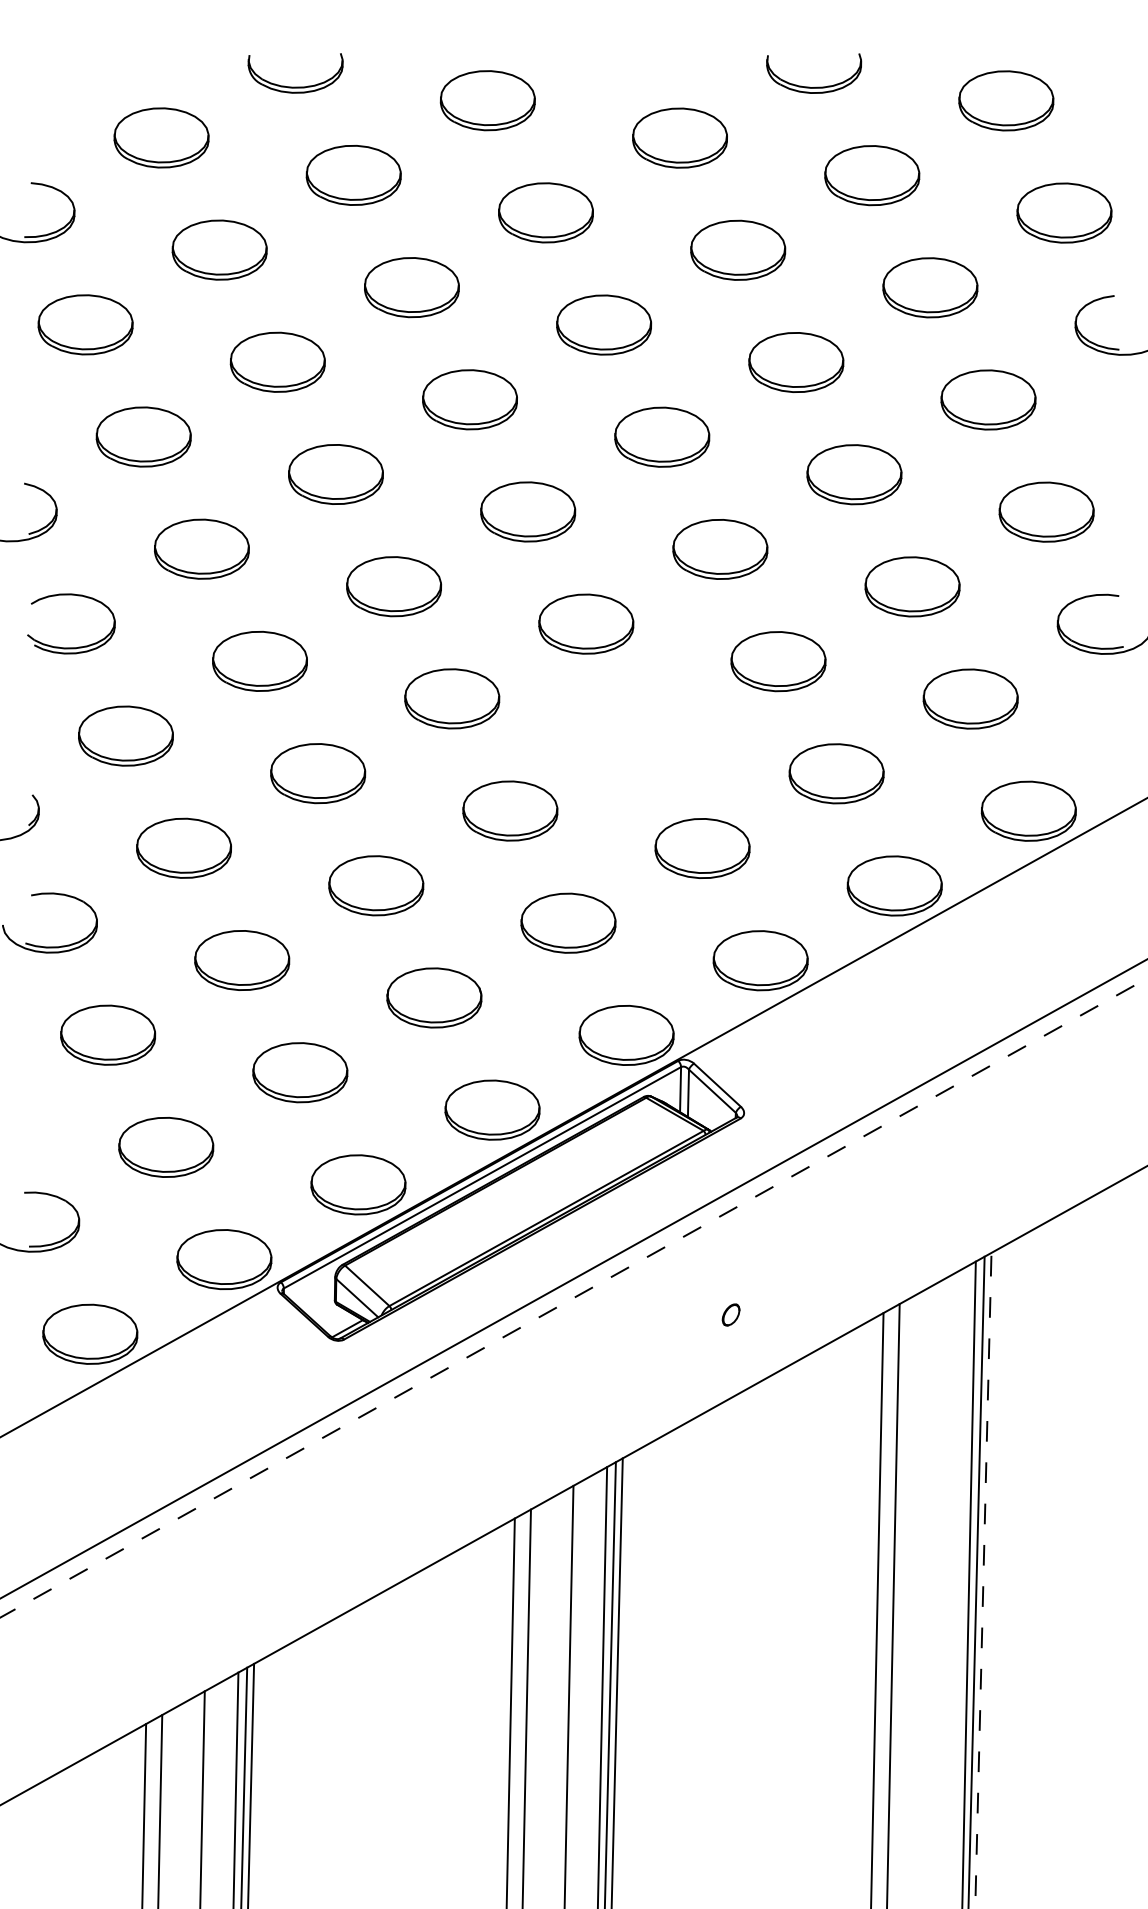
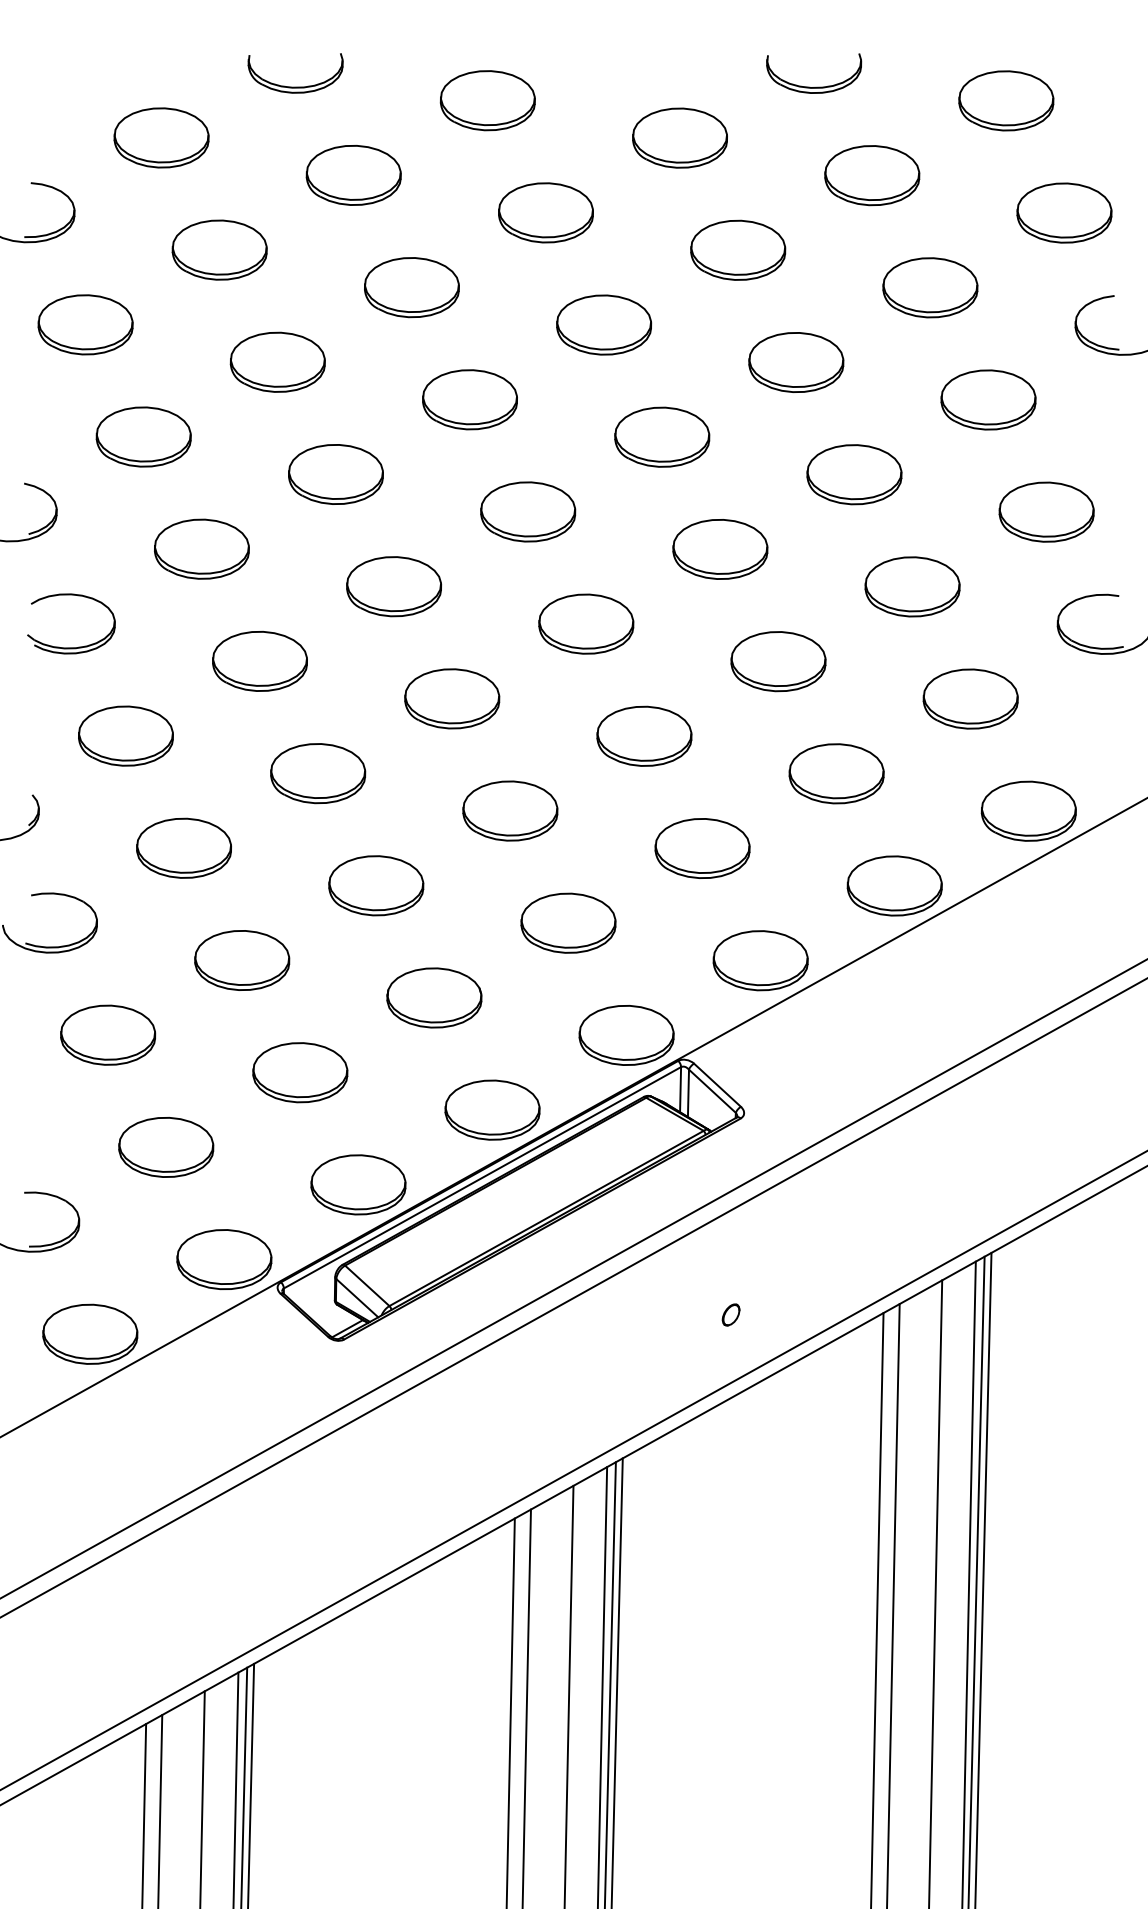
part: none -> present (644, 735)
line: dashed -> solid (574, 1297)
line: none -> present (573, 1470)
line: dashed -> solid (983, 1580)
line: none -> present (935, 1592)
